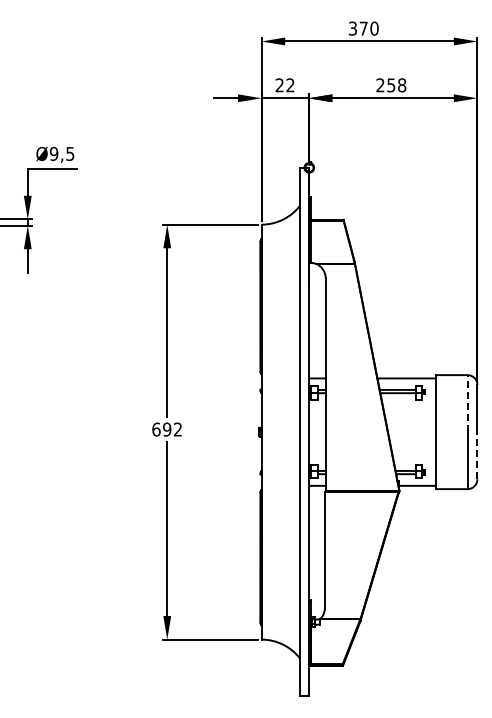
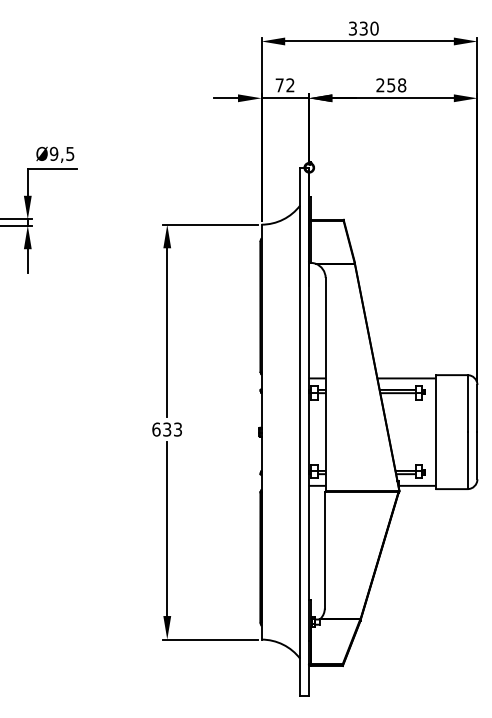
text: 370 -> 330 (363, 28)
text: 22 -> 72 (279, 85)
line: dashed -> solid (467, 403)
text: 692 -> 633 (172, 429)
line: dashed -> solid (477, 455)
